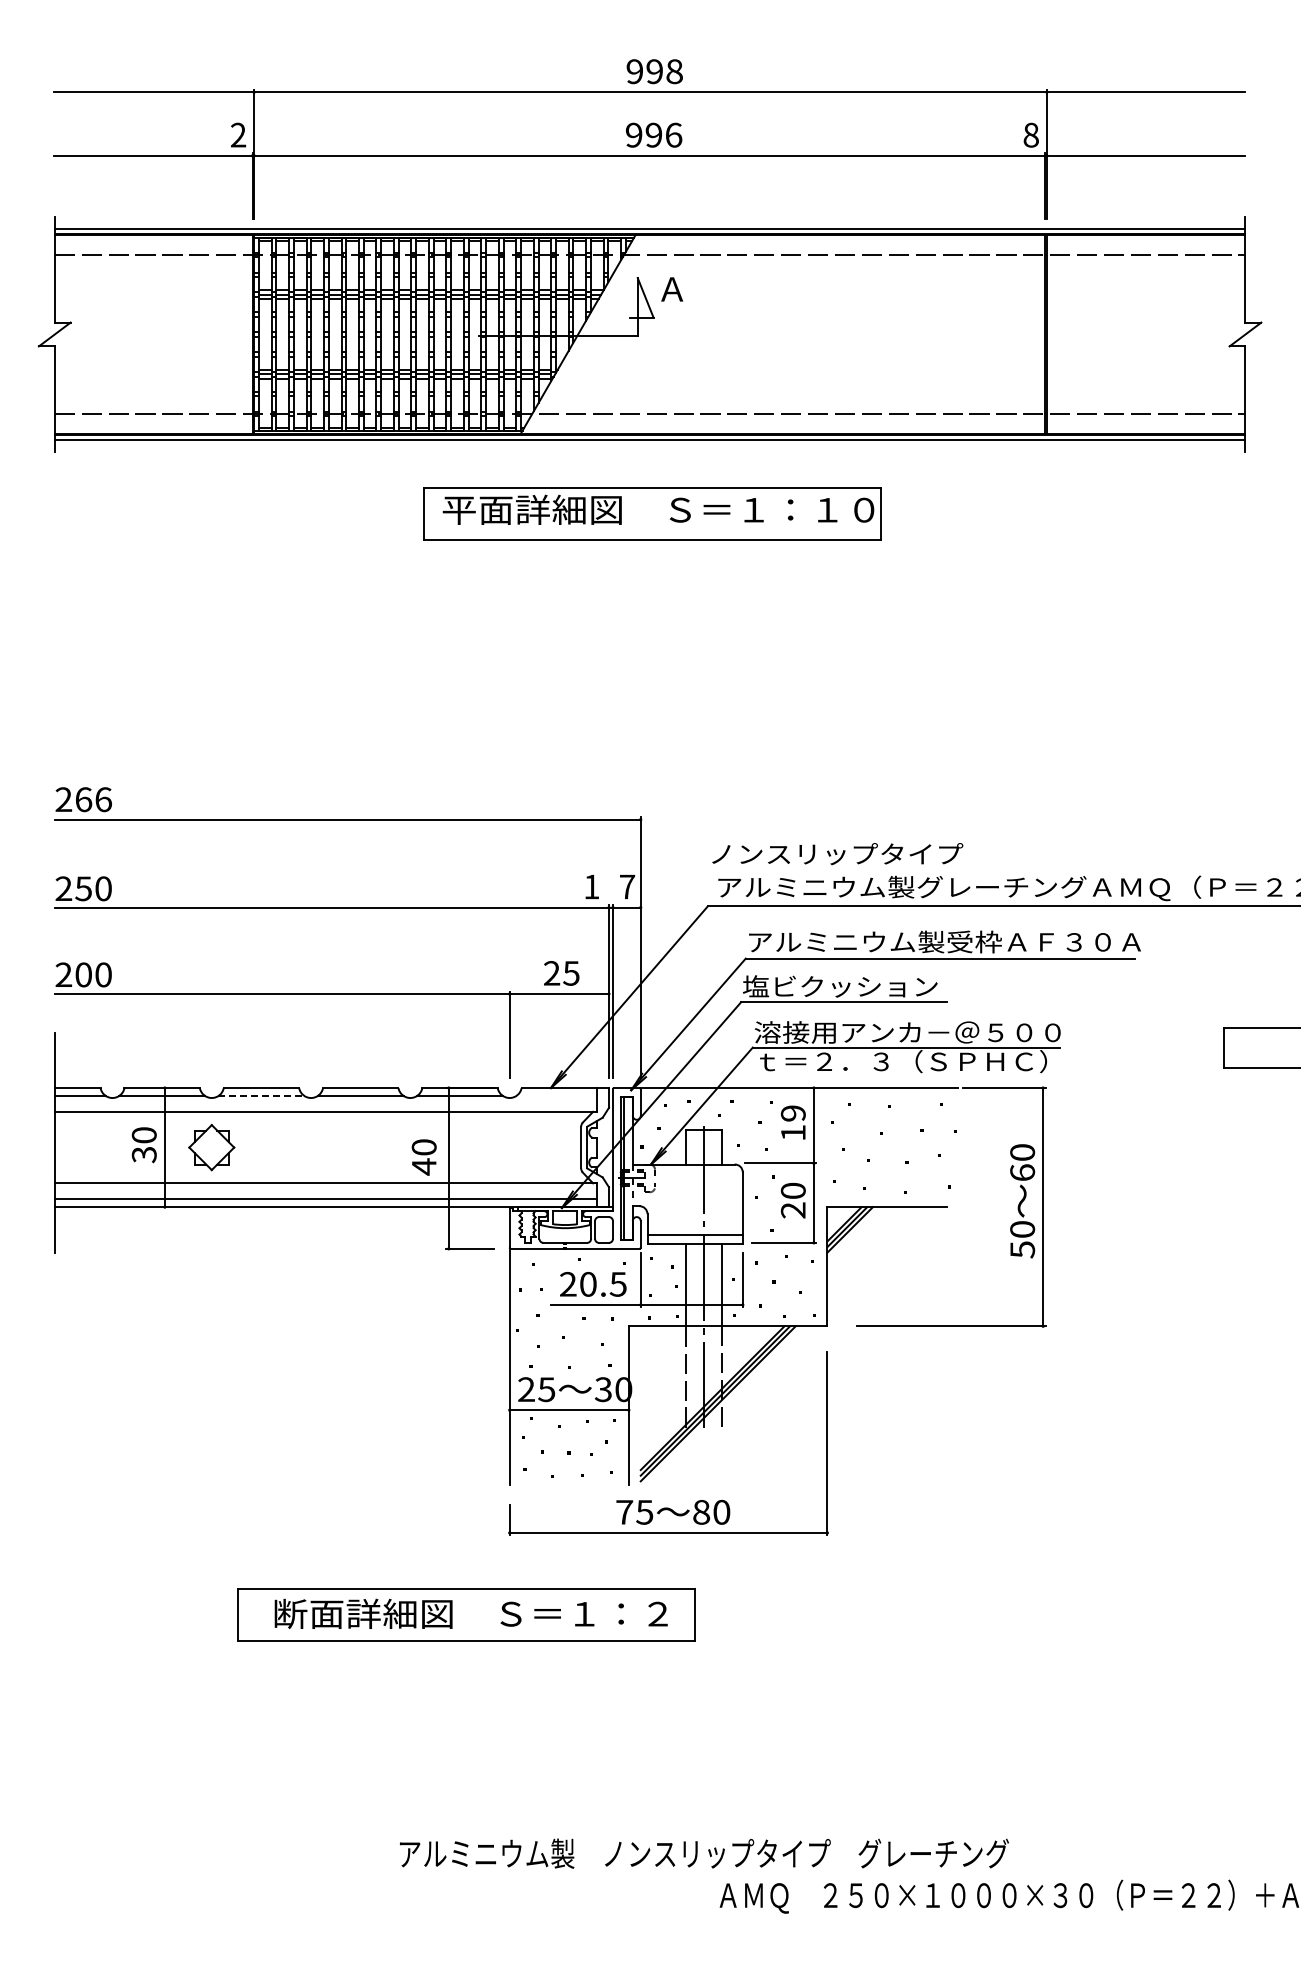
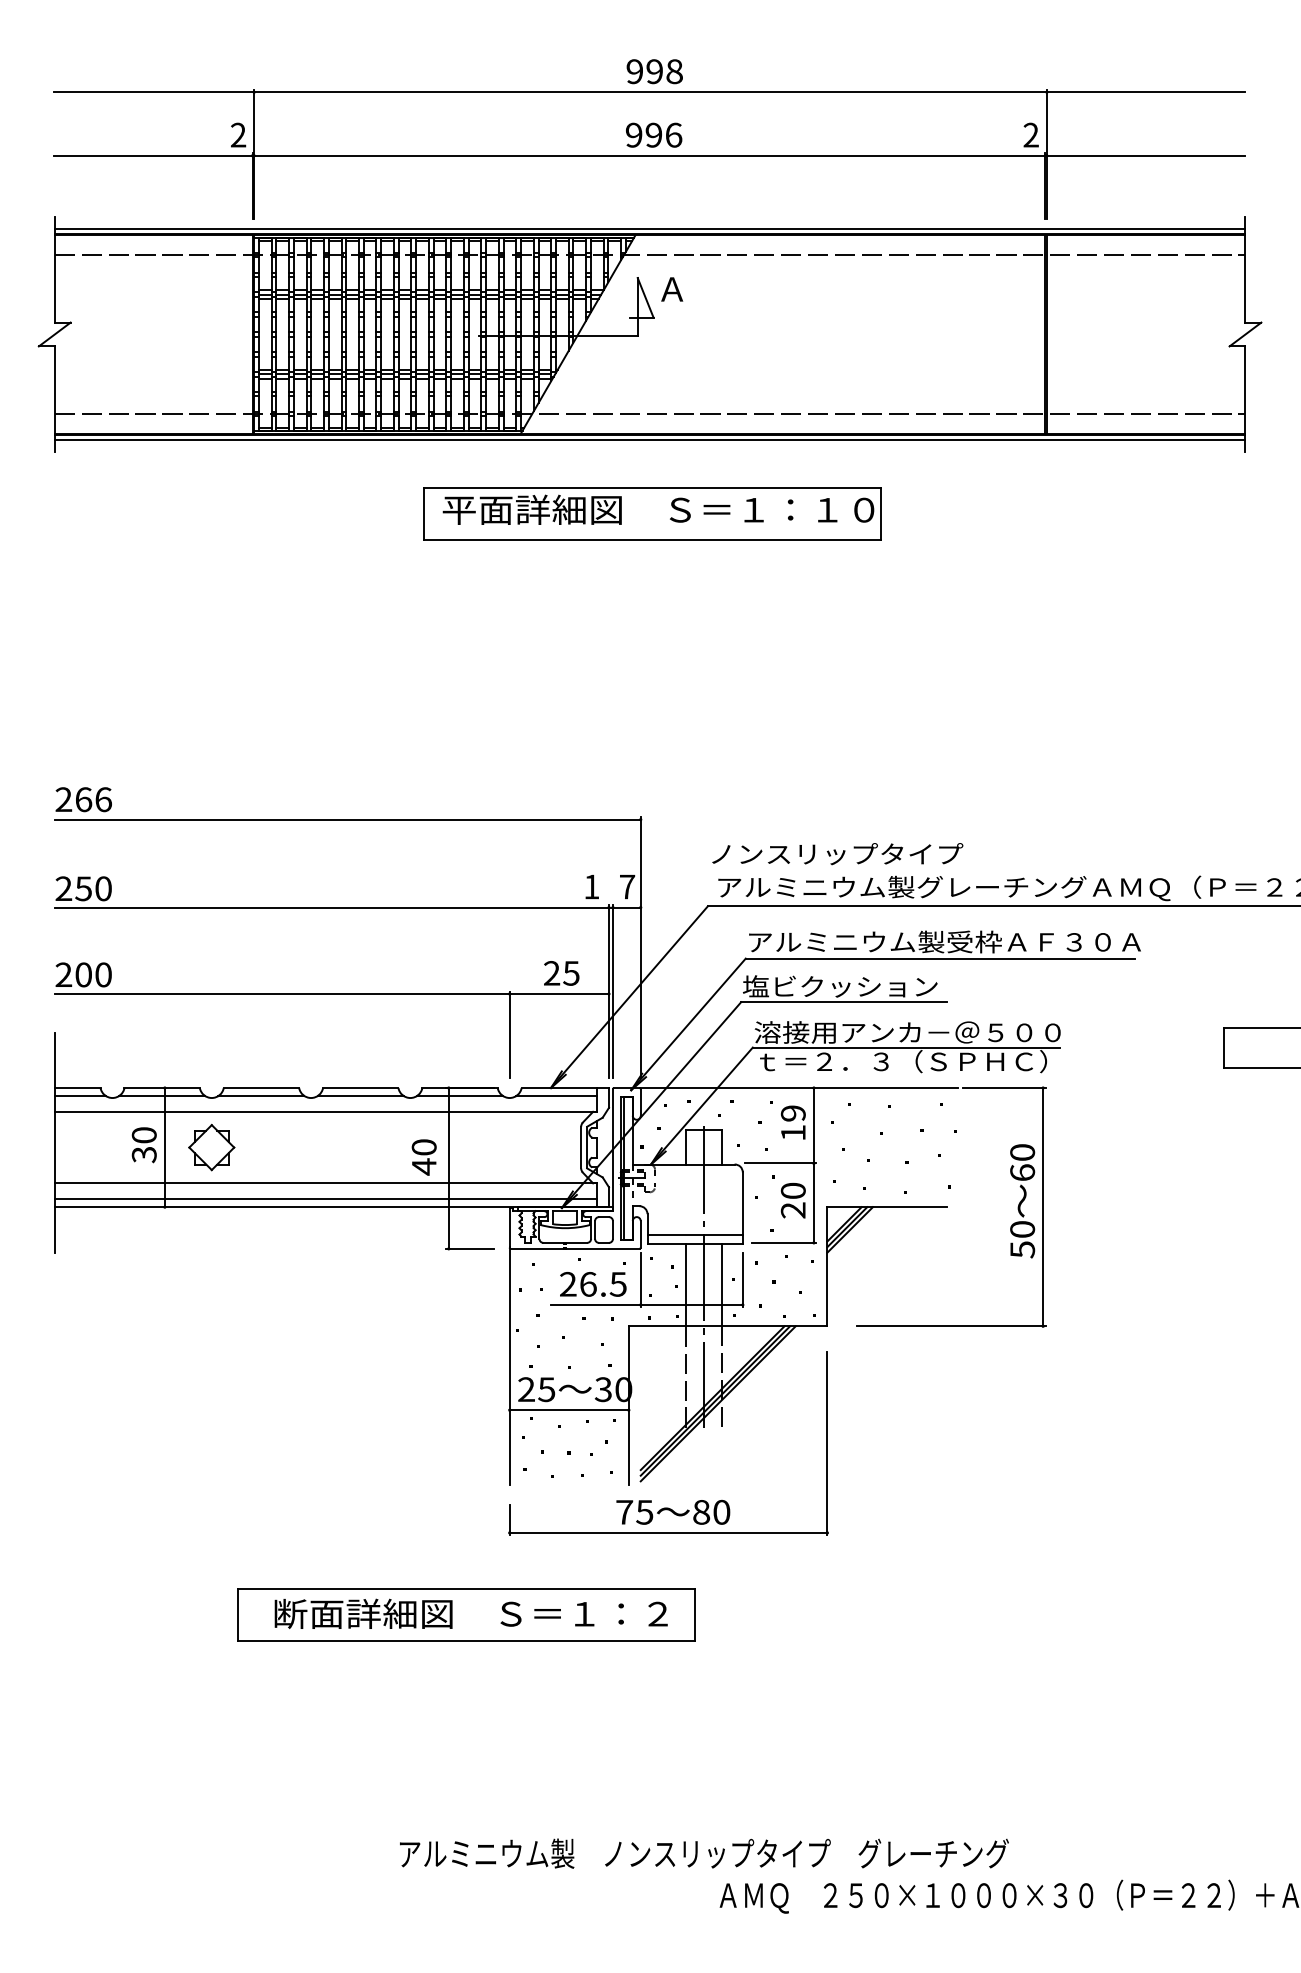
text: 8 -> 2 (1030, 134)
line: dashed -> solid (261, 1095)
line: none -> present (556, 1095)
text: 20.5 -> 26.5 (588, 1283)
